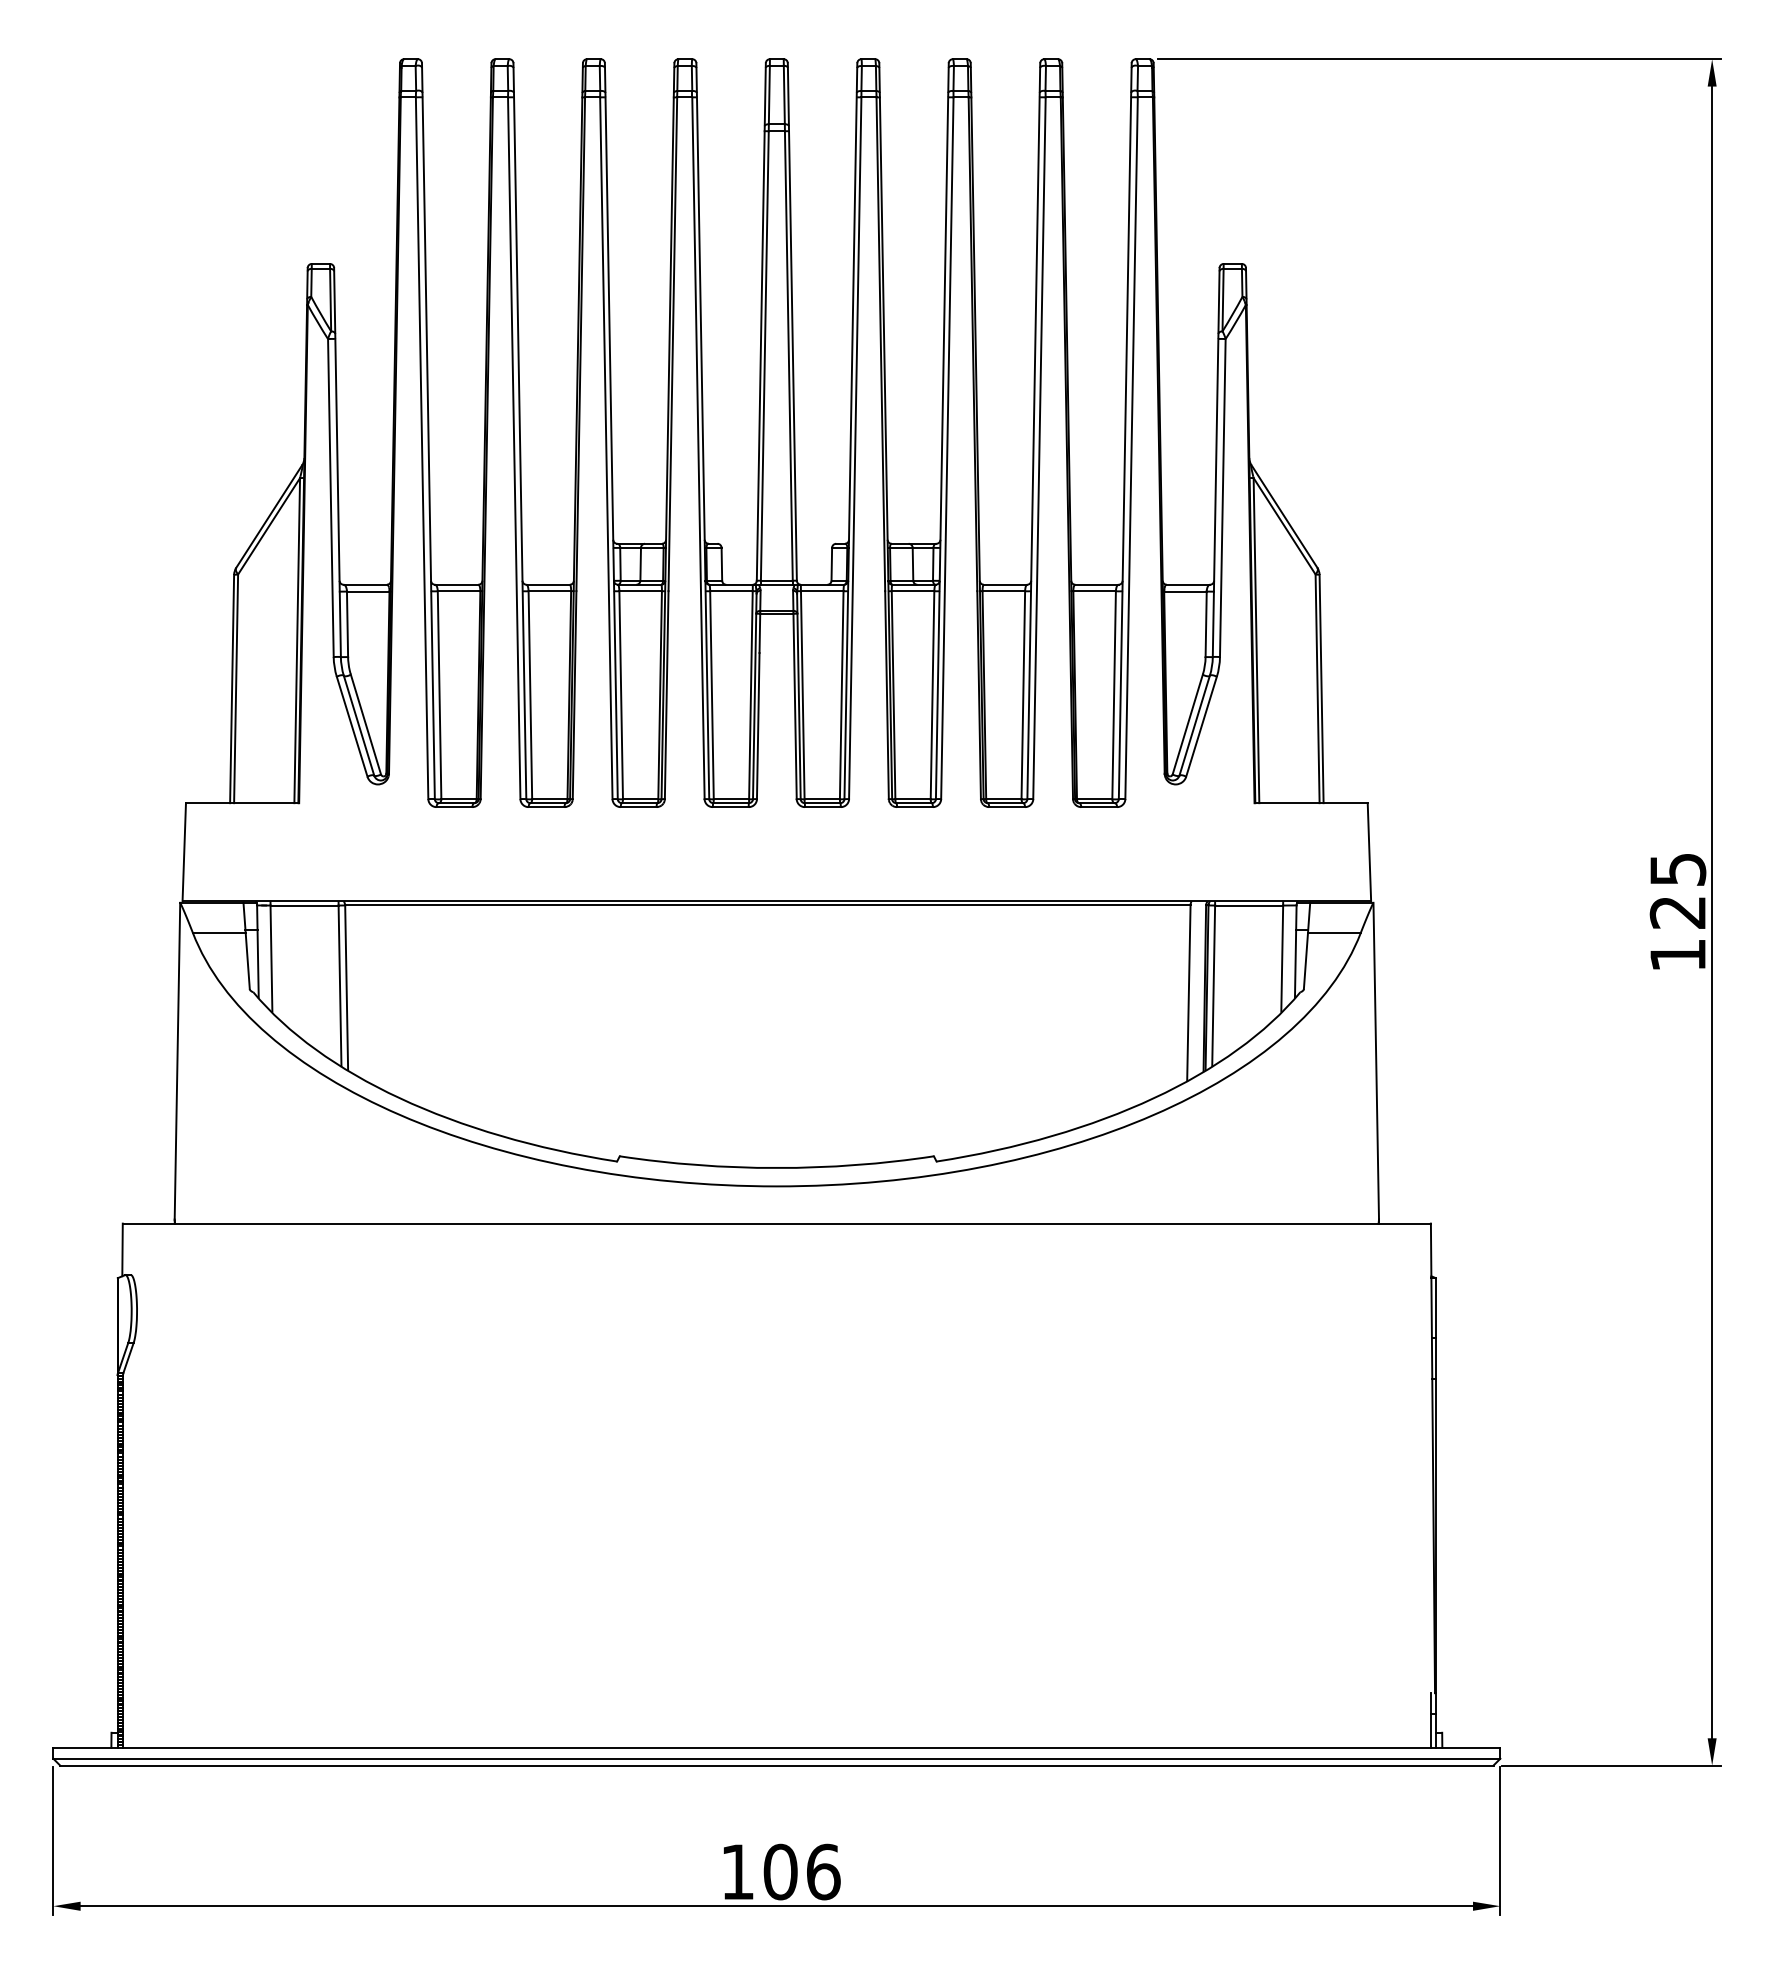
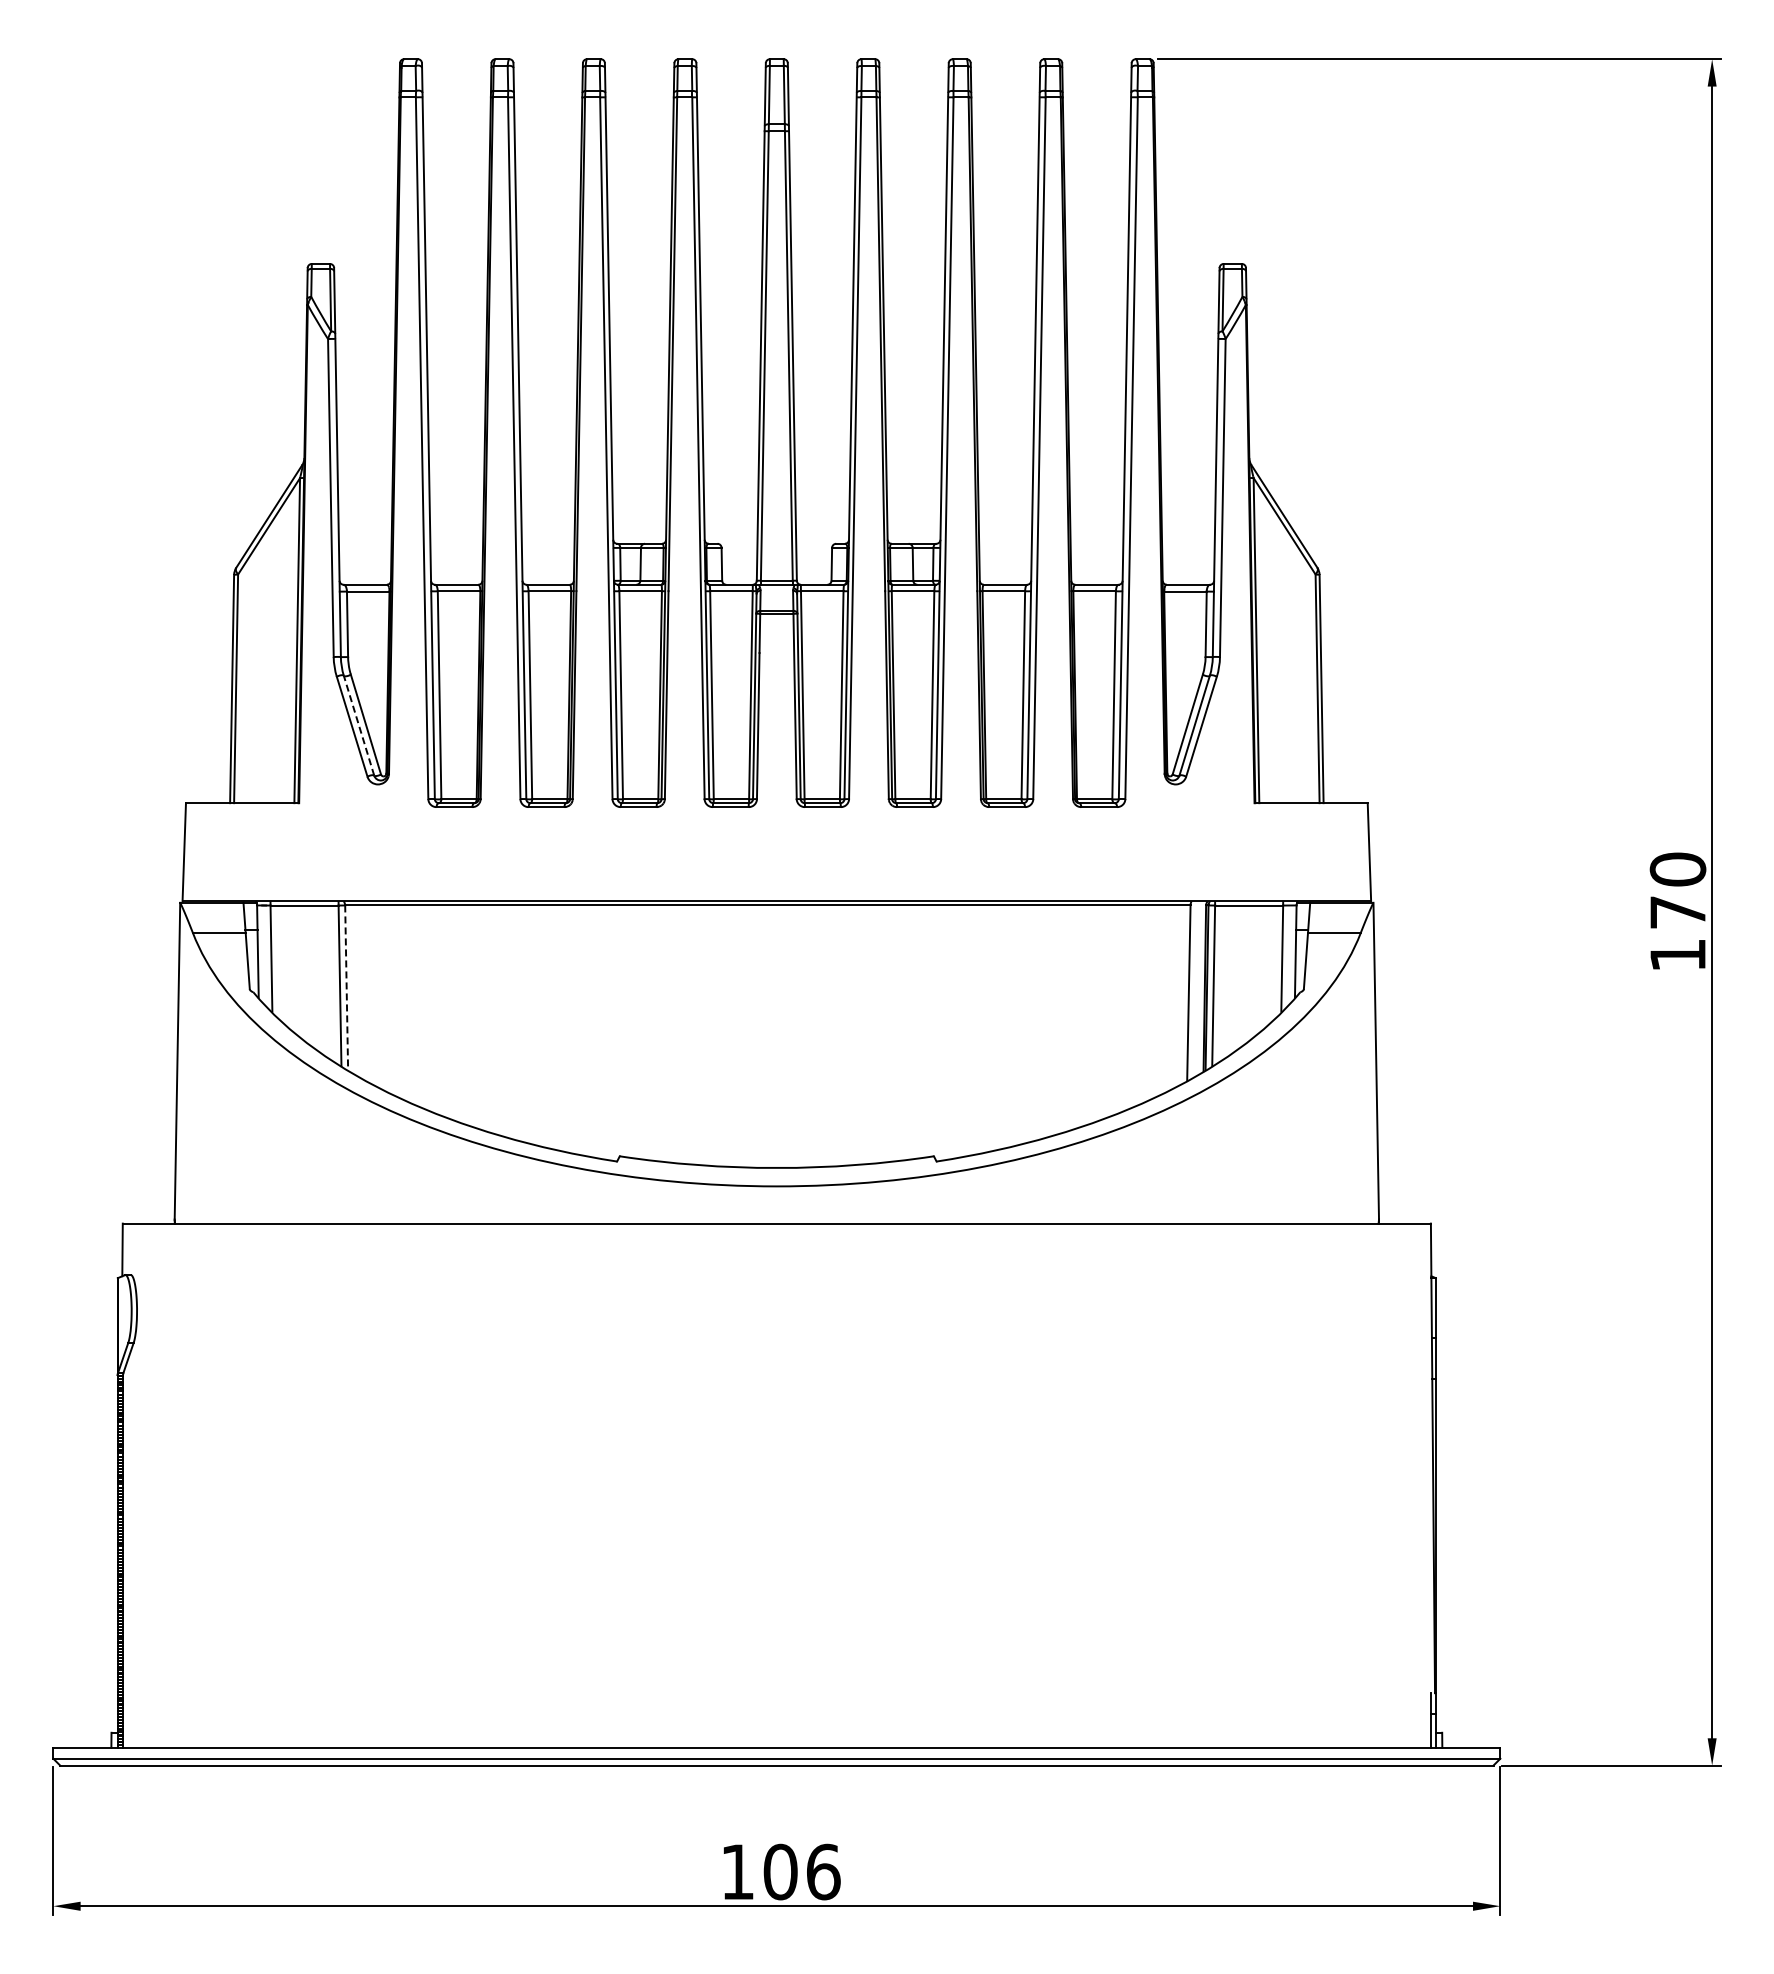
line: solid -> dashed (358, 725)
text: 125 -> 170 (1677, 890)
line: solid -> dashed (346, 988)
